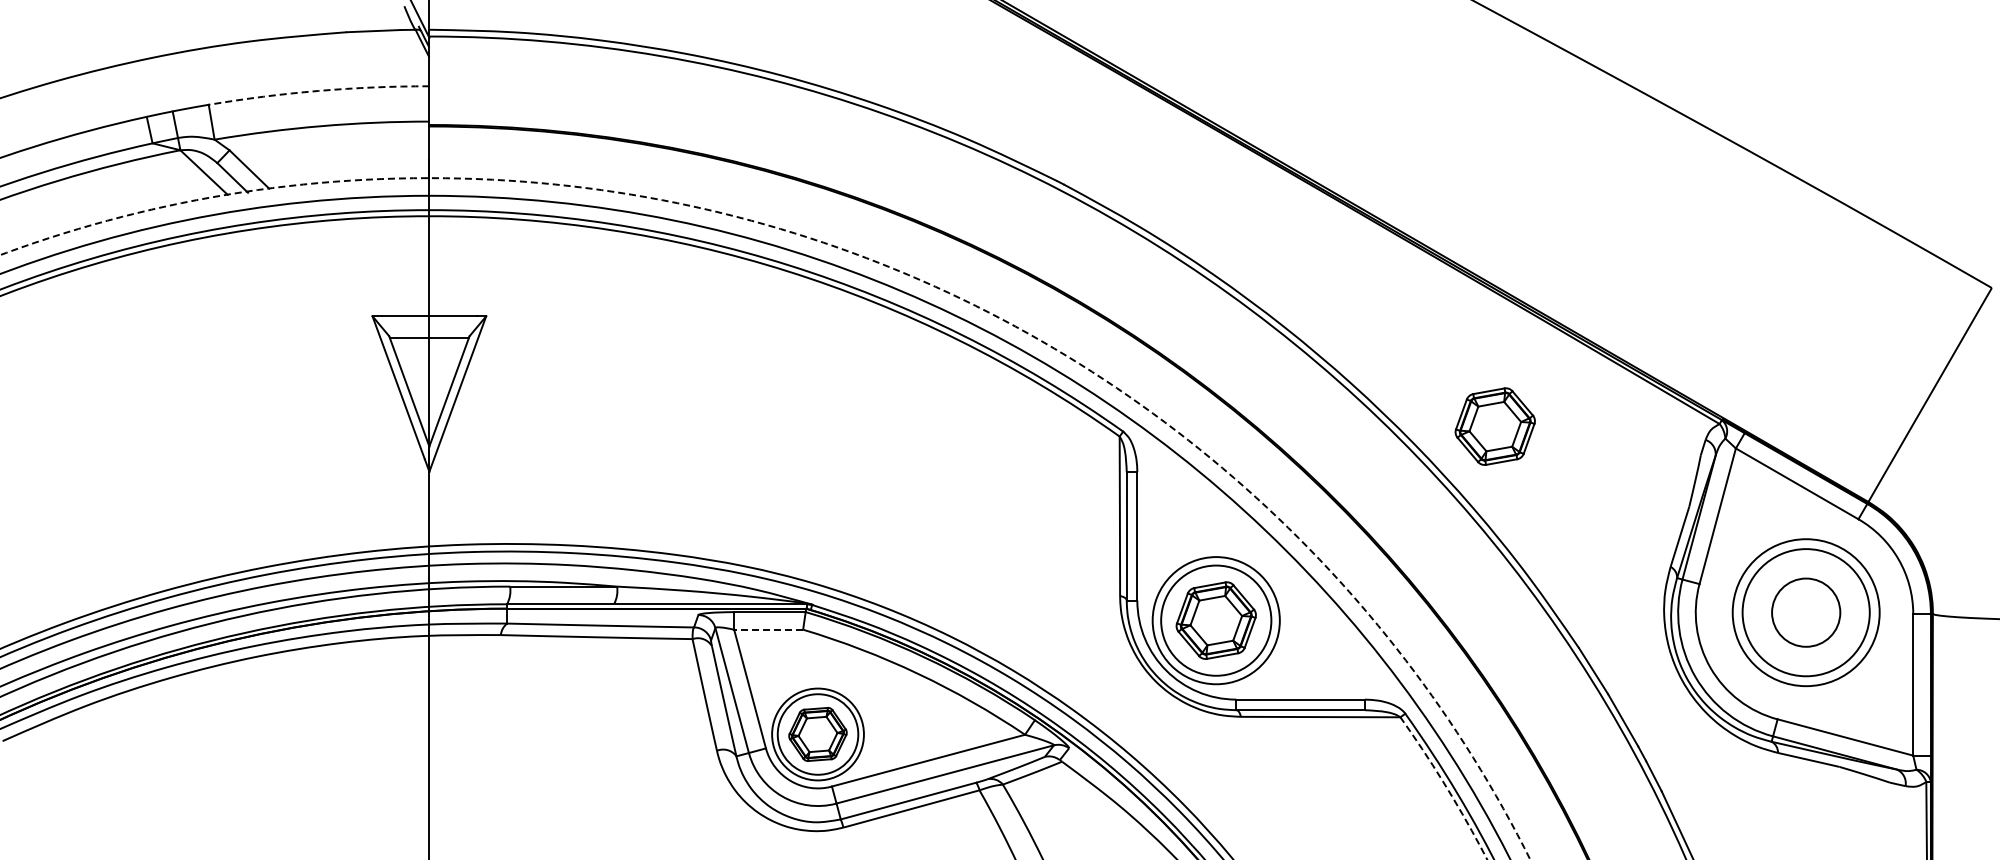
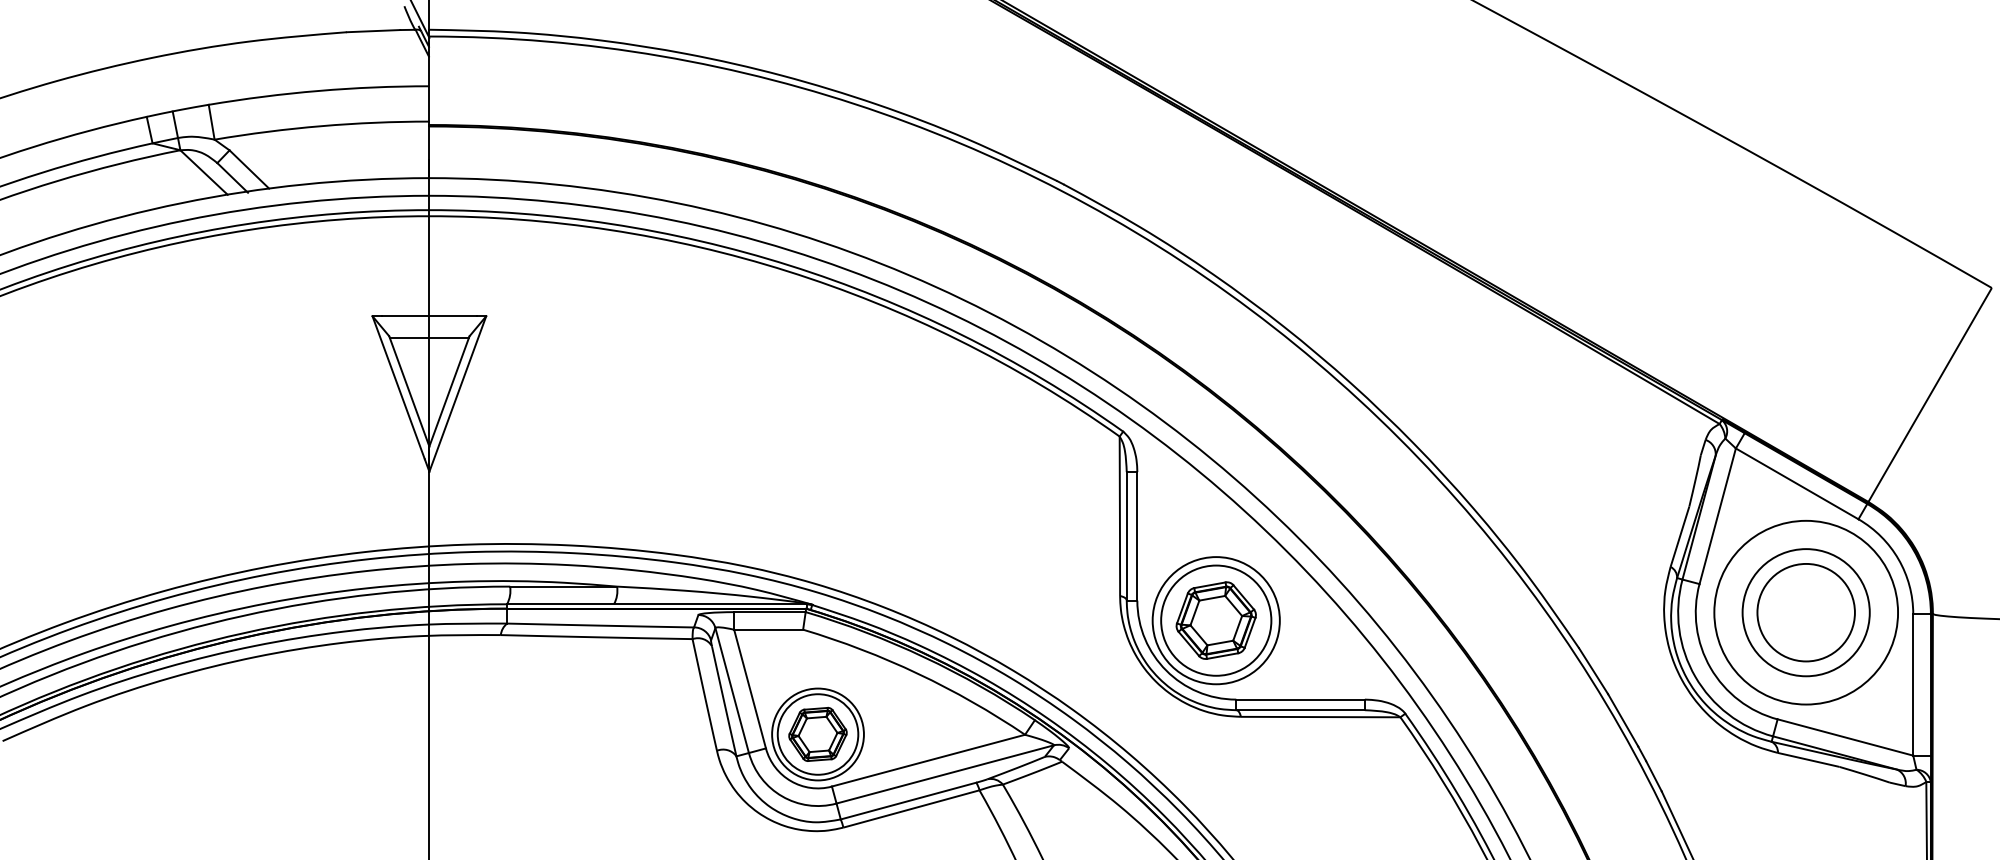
arc: dashed -> solid (318, 90)
part: present -> none (1494, 426)
circle: dashed -> solid (765, 518)
circle diameter: 147 px -> 184 px (1806, 612)
circle diameter: 68 px -> 98 px (1805, 612)
line: dashed -> solid (768, 629)
arc: dashed -> solid (1446, 786)
